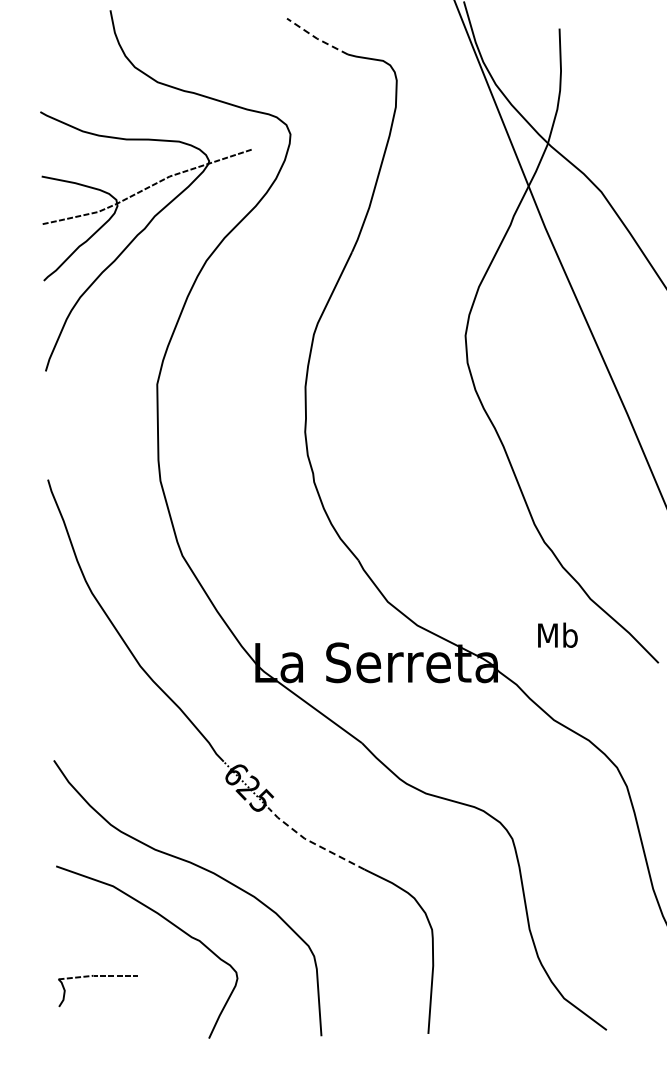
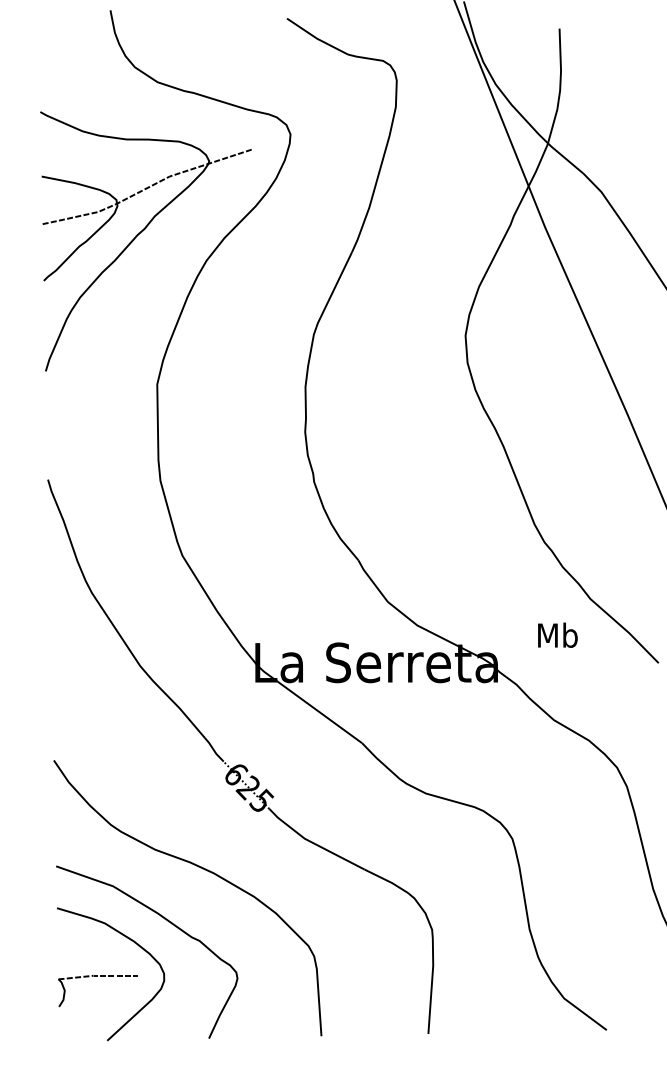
line: dashed -> solid (316, 38)
line: dashed -> solid (312, 842)
curve: none -> present (134, 943)
